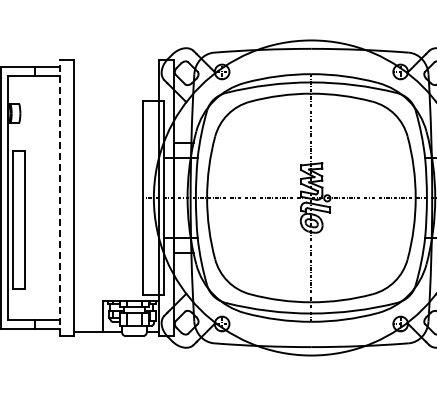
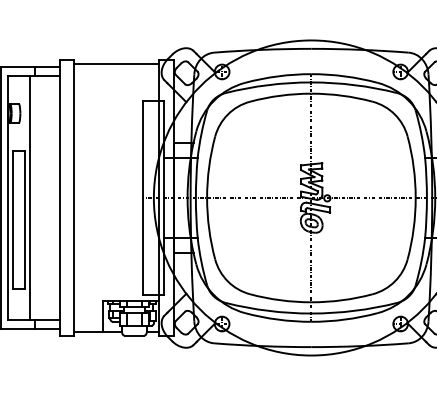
line: none -> present (116, 64)
line: none -> present (30, 197)
line: dashed -> solid (59, 198)
